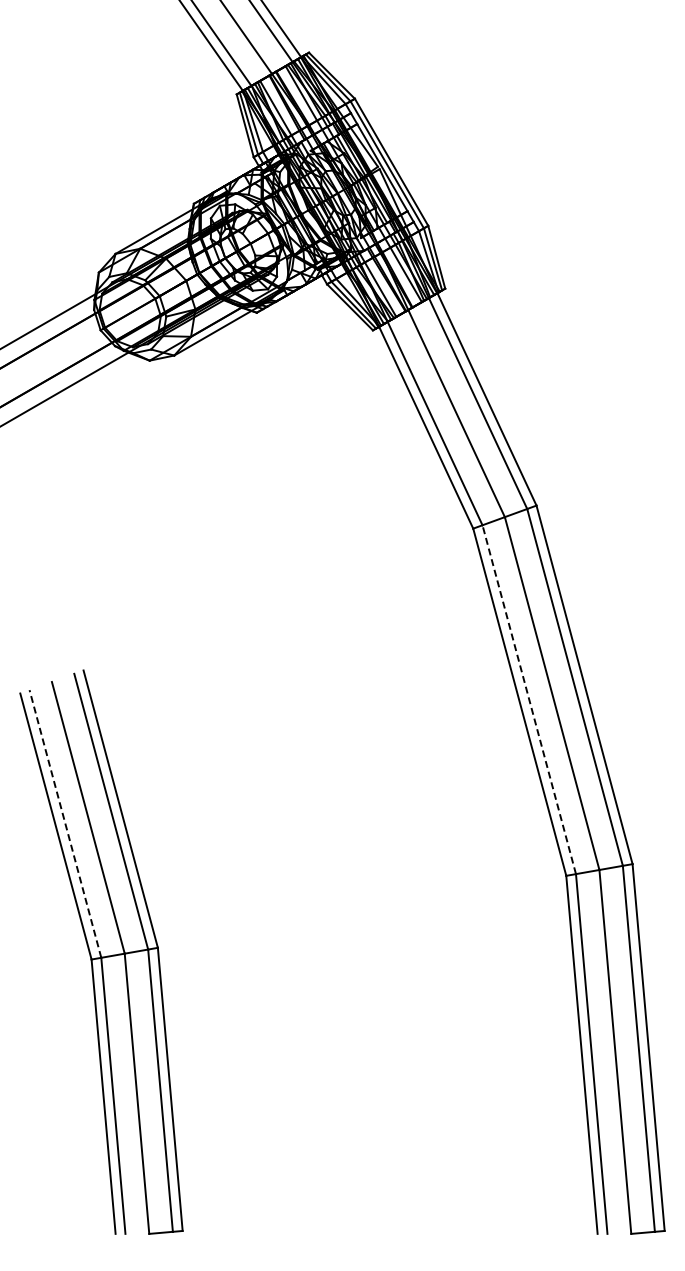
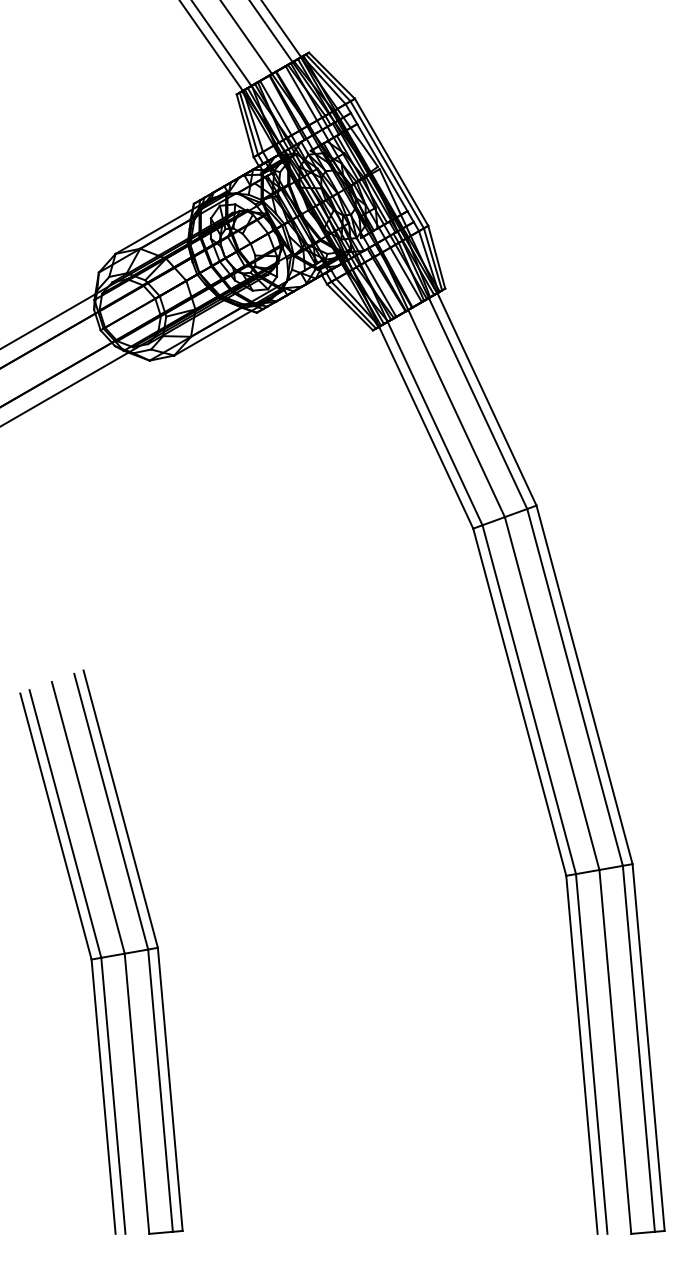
line: dashed -> solid (529, 699)
line: dashed -> solid (65, 823)
